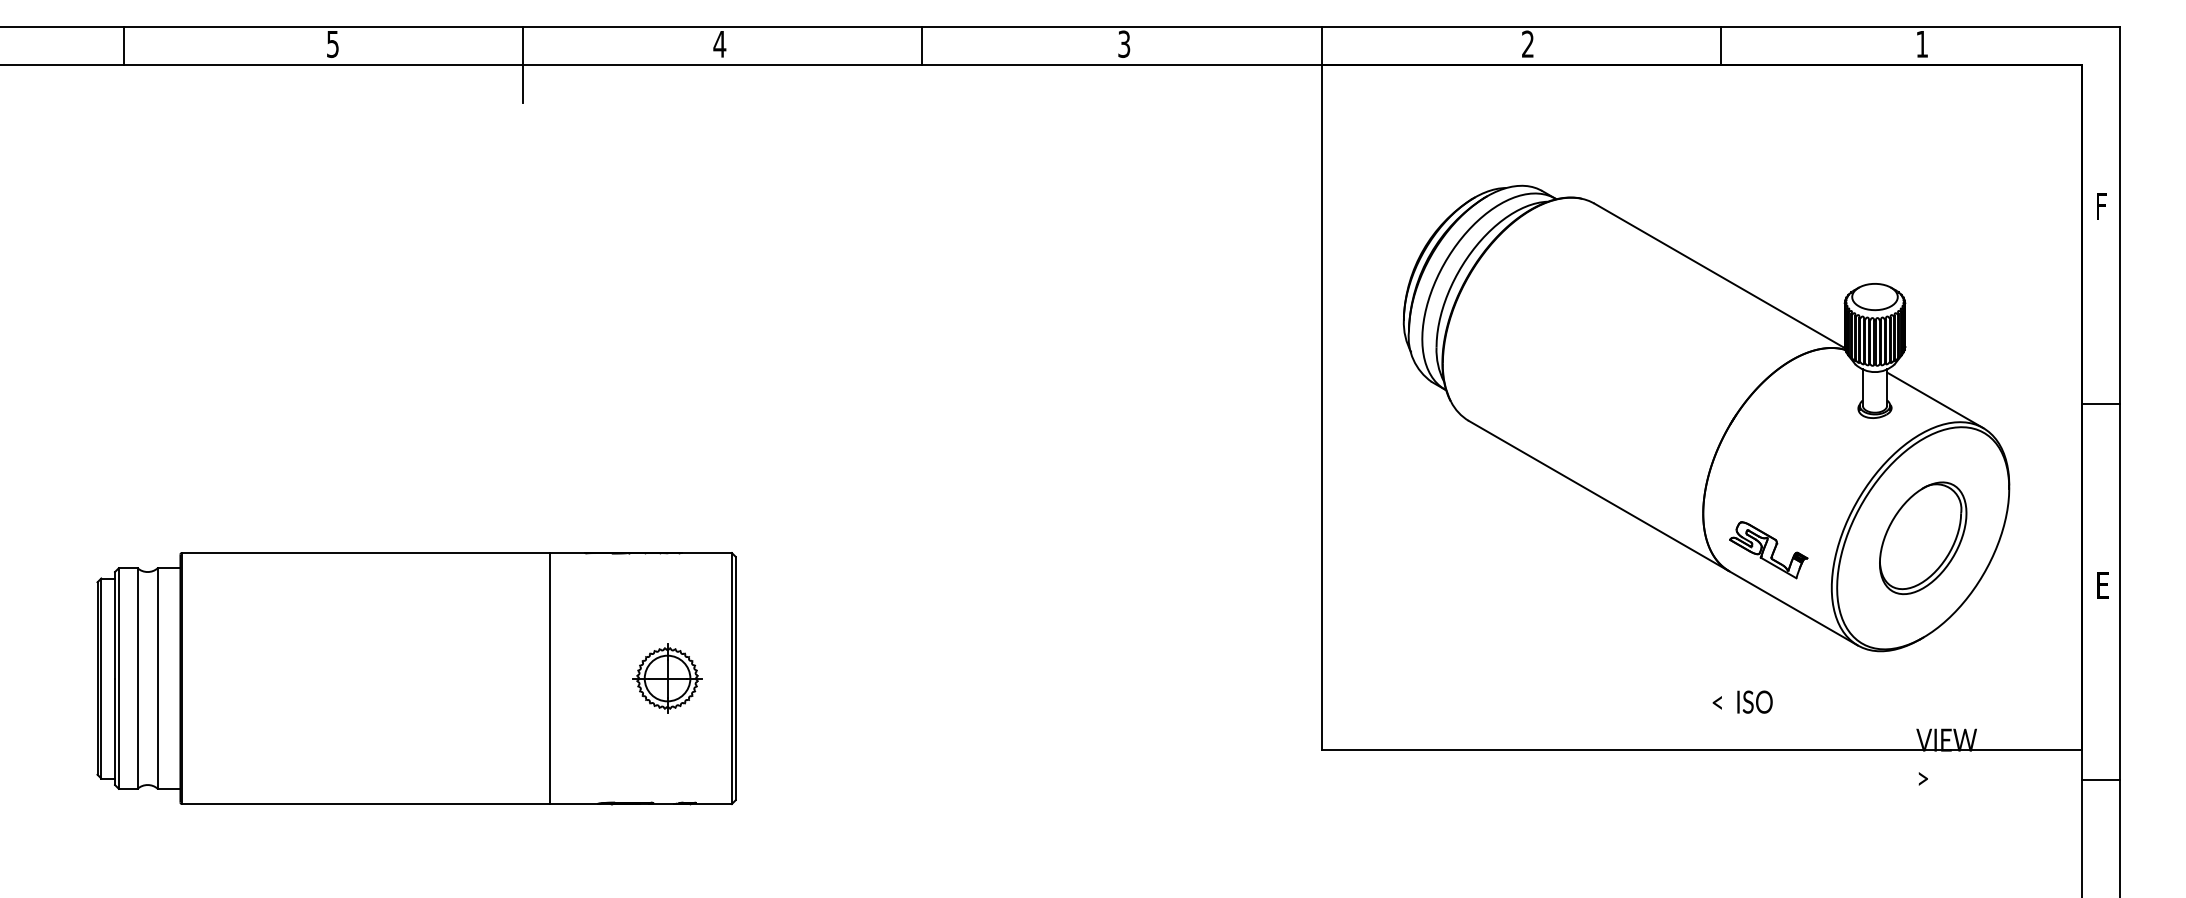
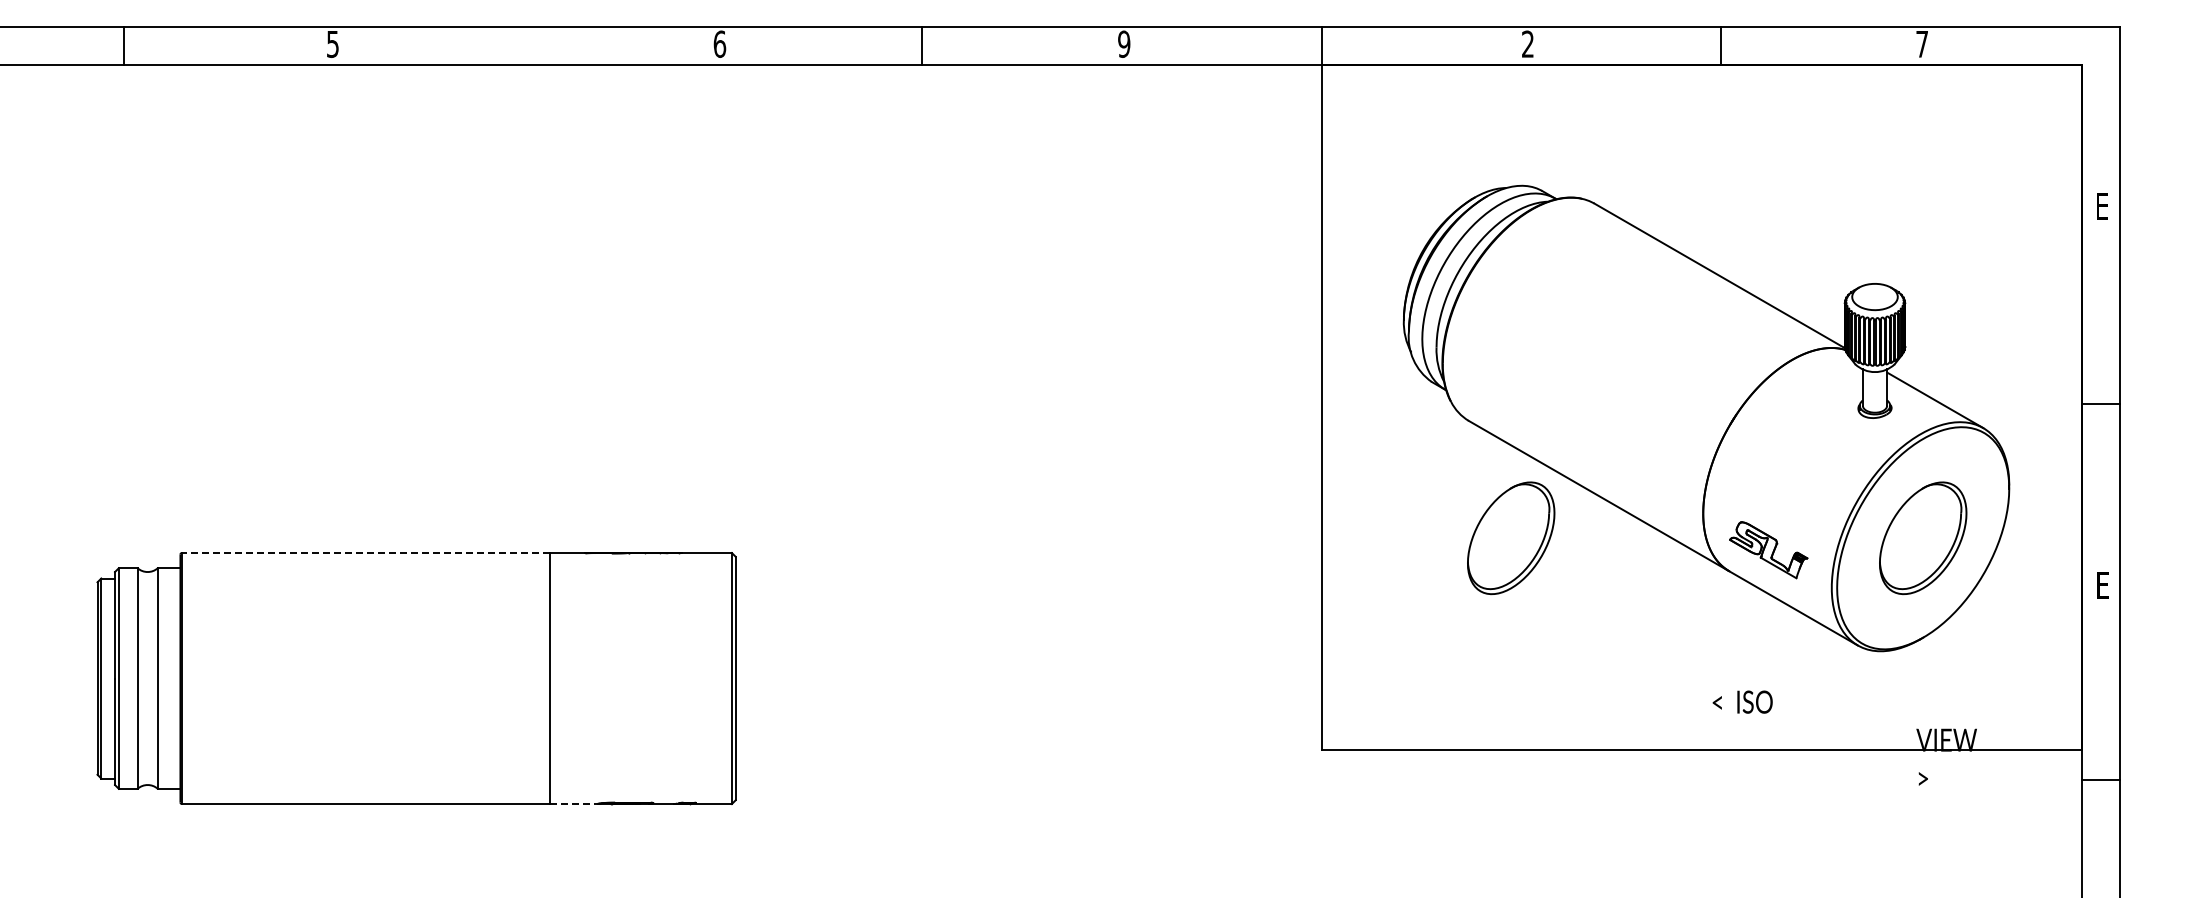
text: 4 -> 6 (719, 43)
text: 3 -> 9 (1124, 43)
text: 1 -> 7 (1921, 44)
line: present -> none (522, 65)
text: F -> E (2103, 206)
part: none -> present (1511, 538)
line: solid -> dashed (365, 553)
part: present -> none (667, 678)
line: solid -> dashed (575, 804)
